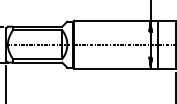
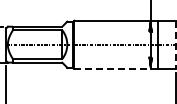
line: solid -> dashed (175, 44)
line: solid -> dashed (116, 68)
